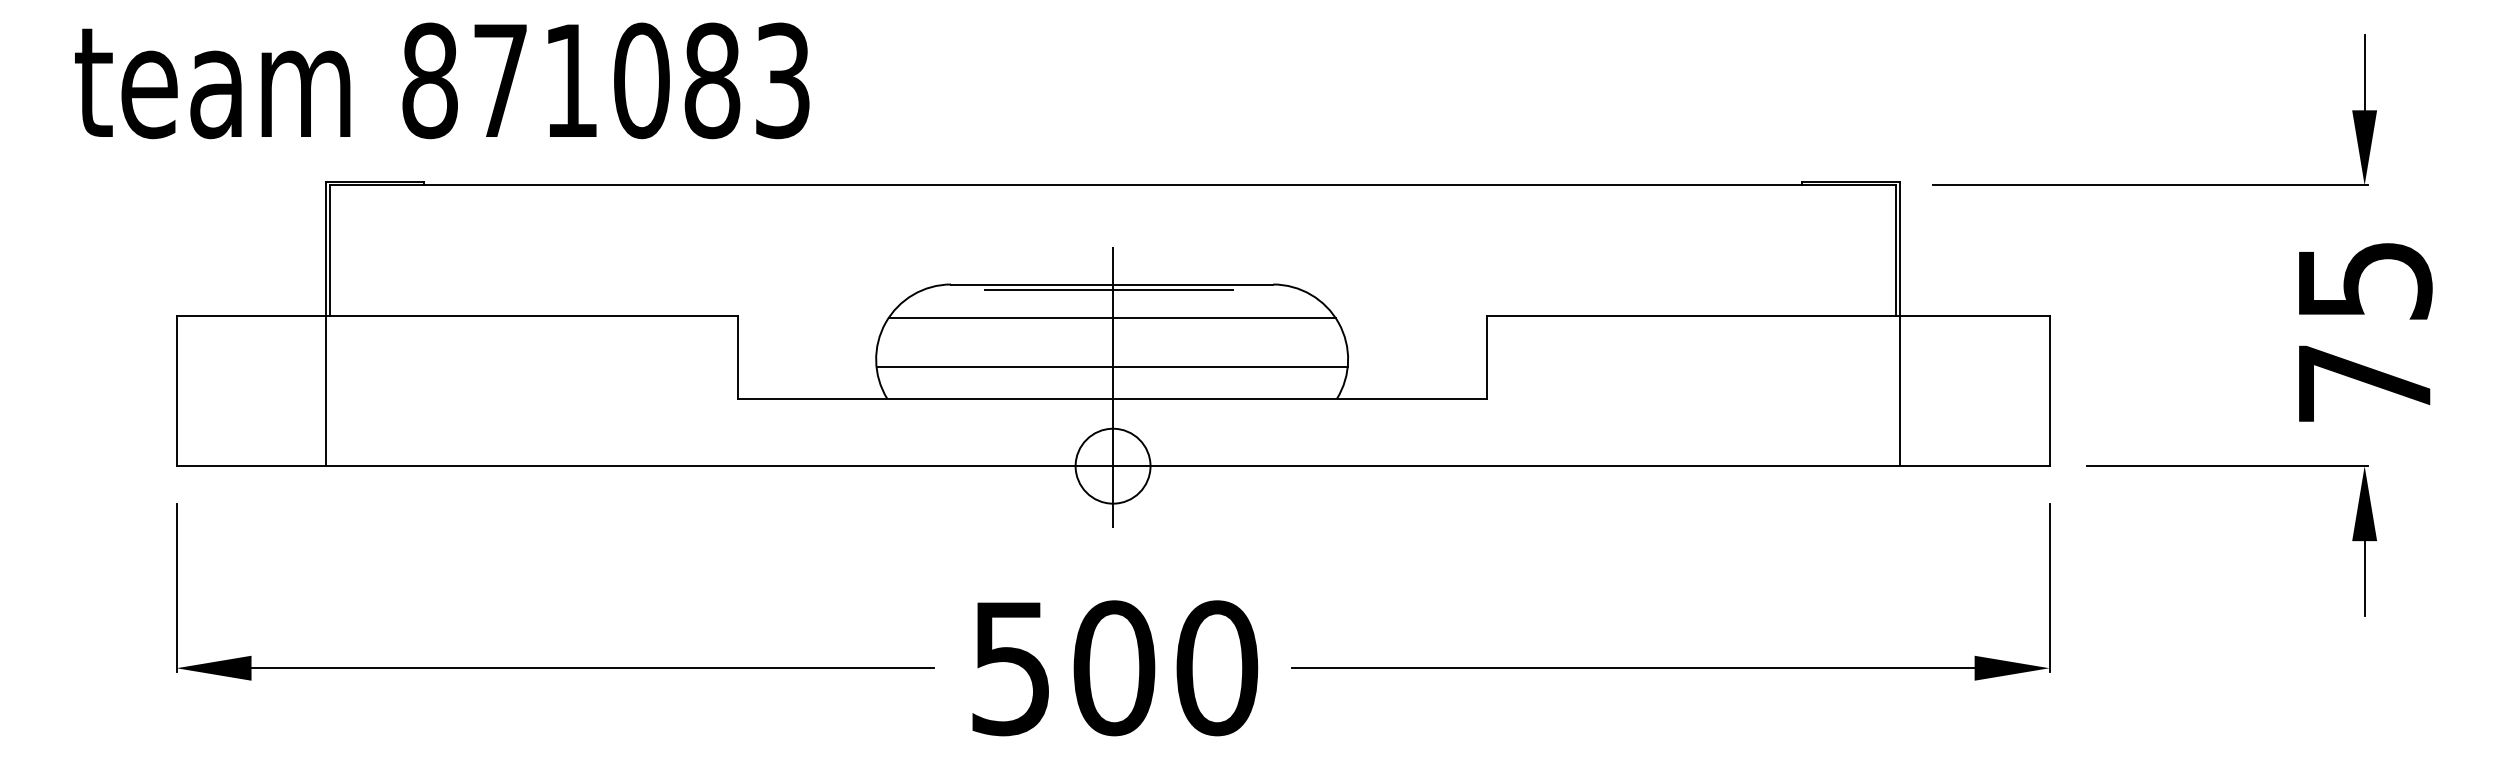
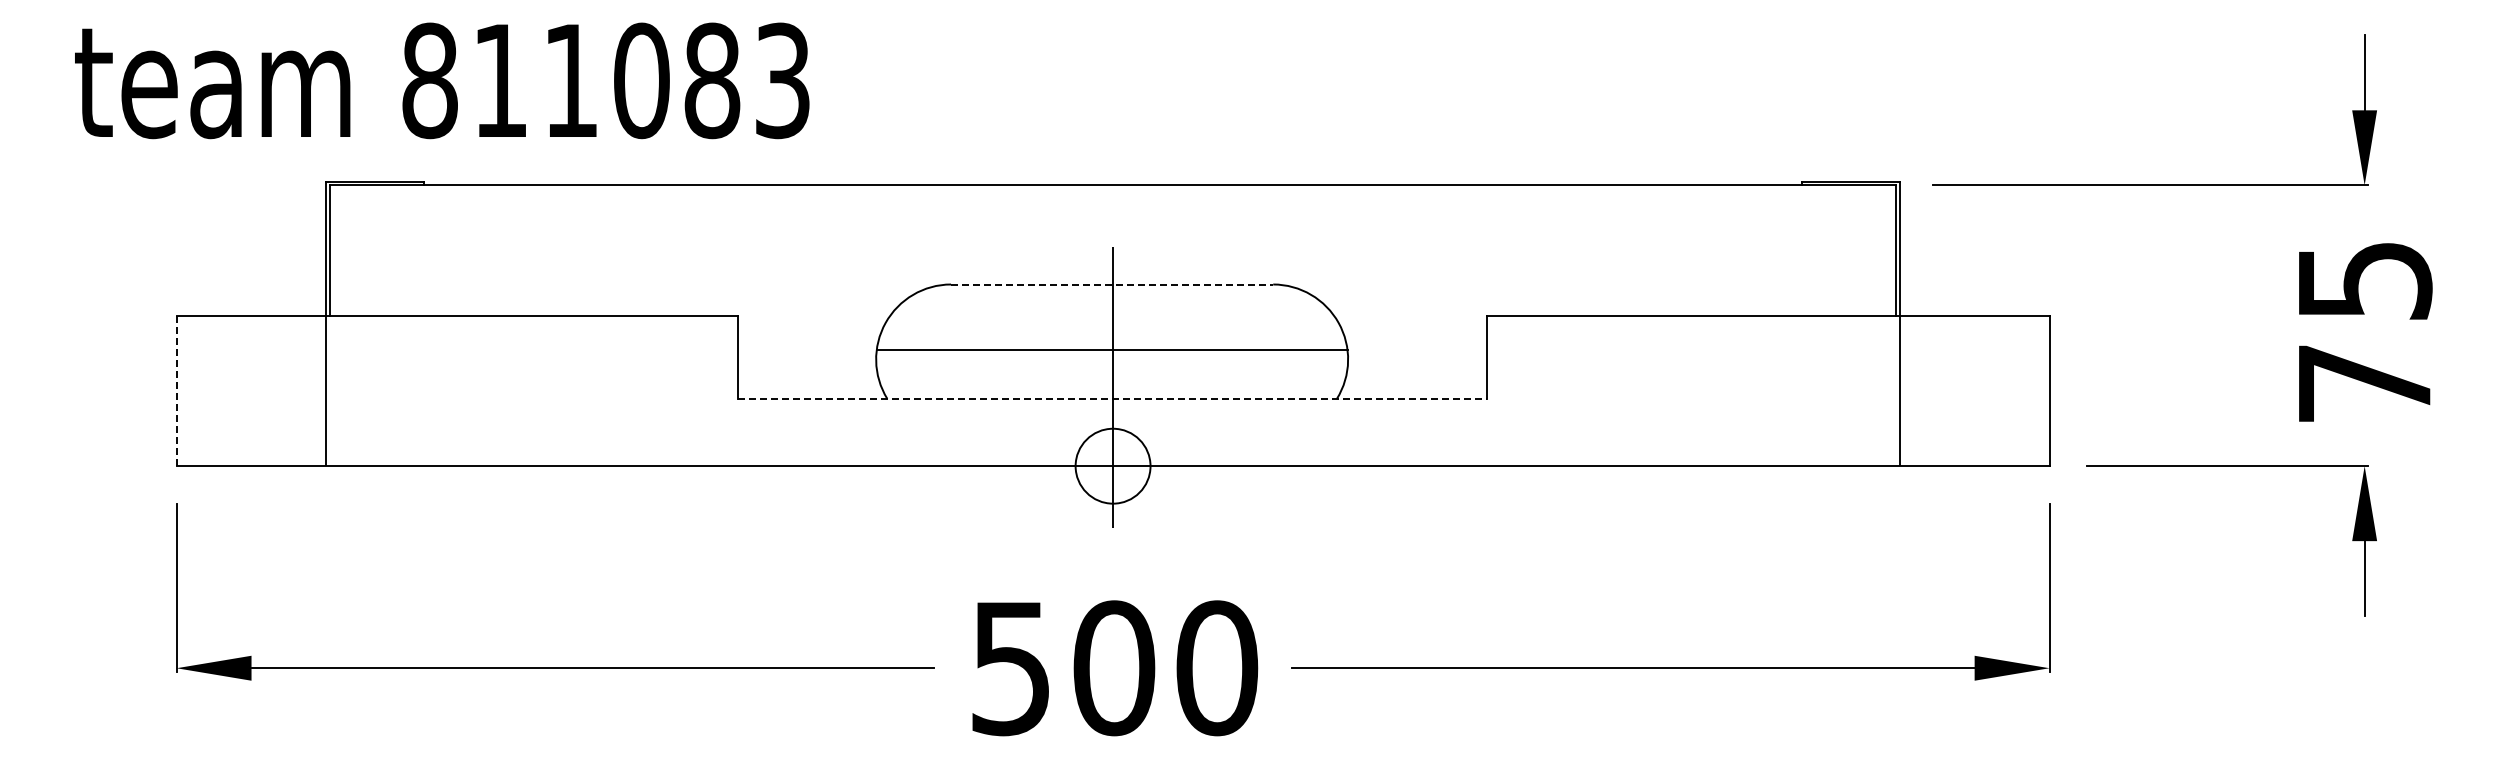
text: 871083 -> 811083 (500, 80)
line: solid -> dashed (1112, 284)
line: present -> none (1108, 290)
line: present -> none (1111, 318)
line position: (1111, 366) -> (1111, 349) (1111, 349)
line: solid -> dashed (176, 391)
line: solid -> dashed (1112, 398)
